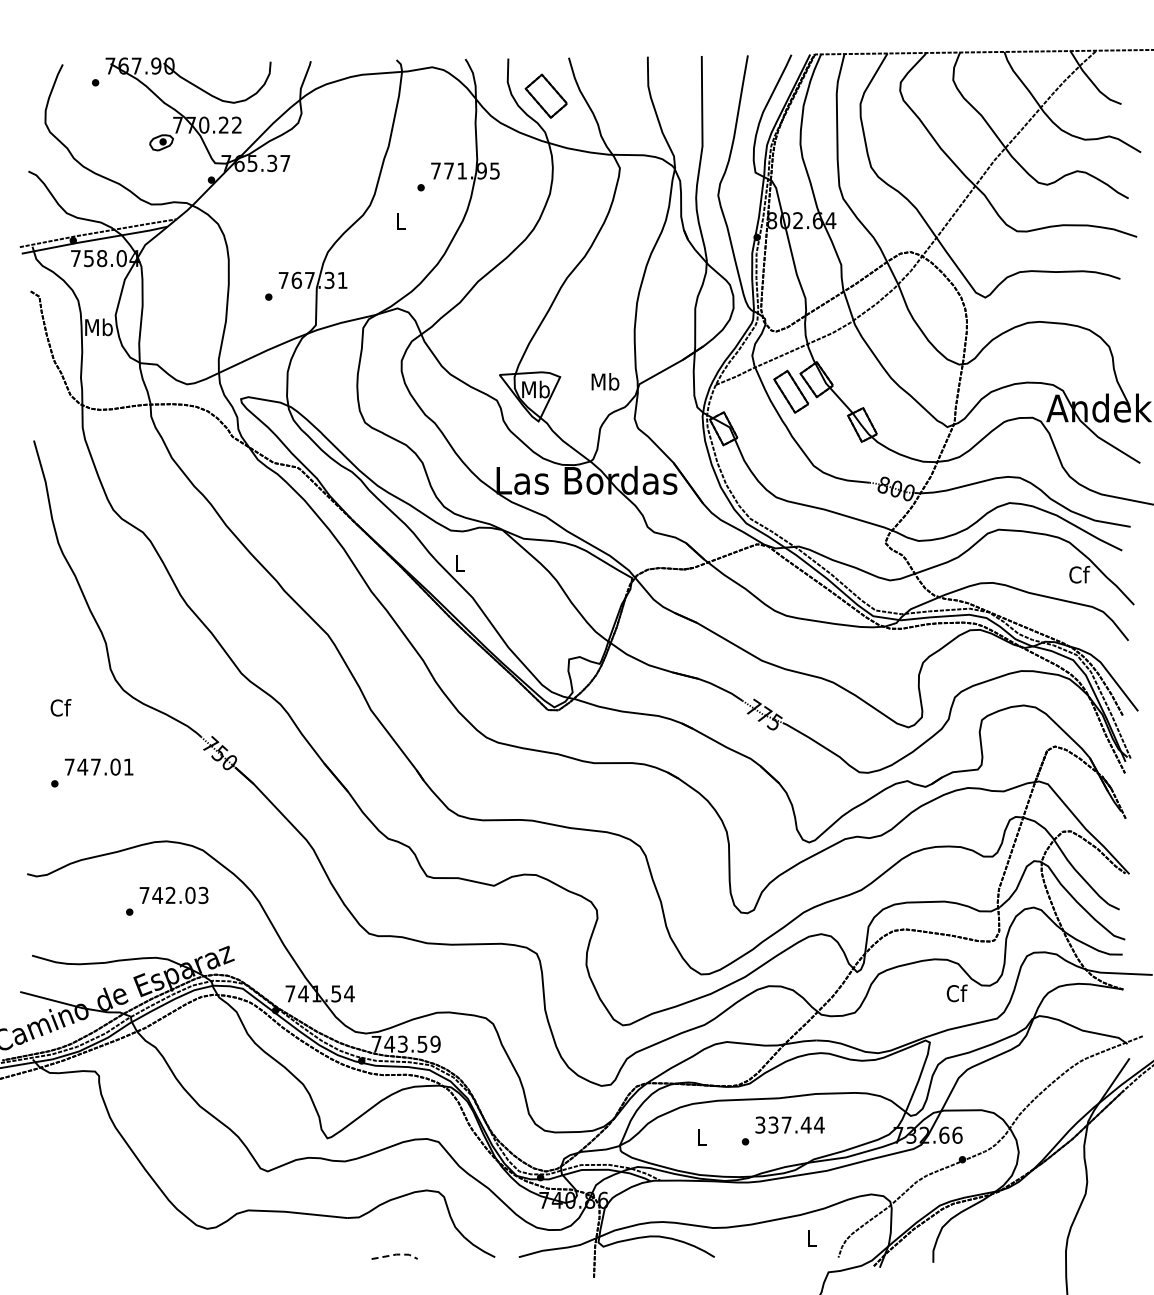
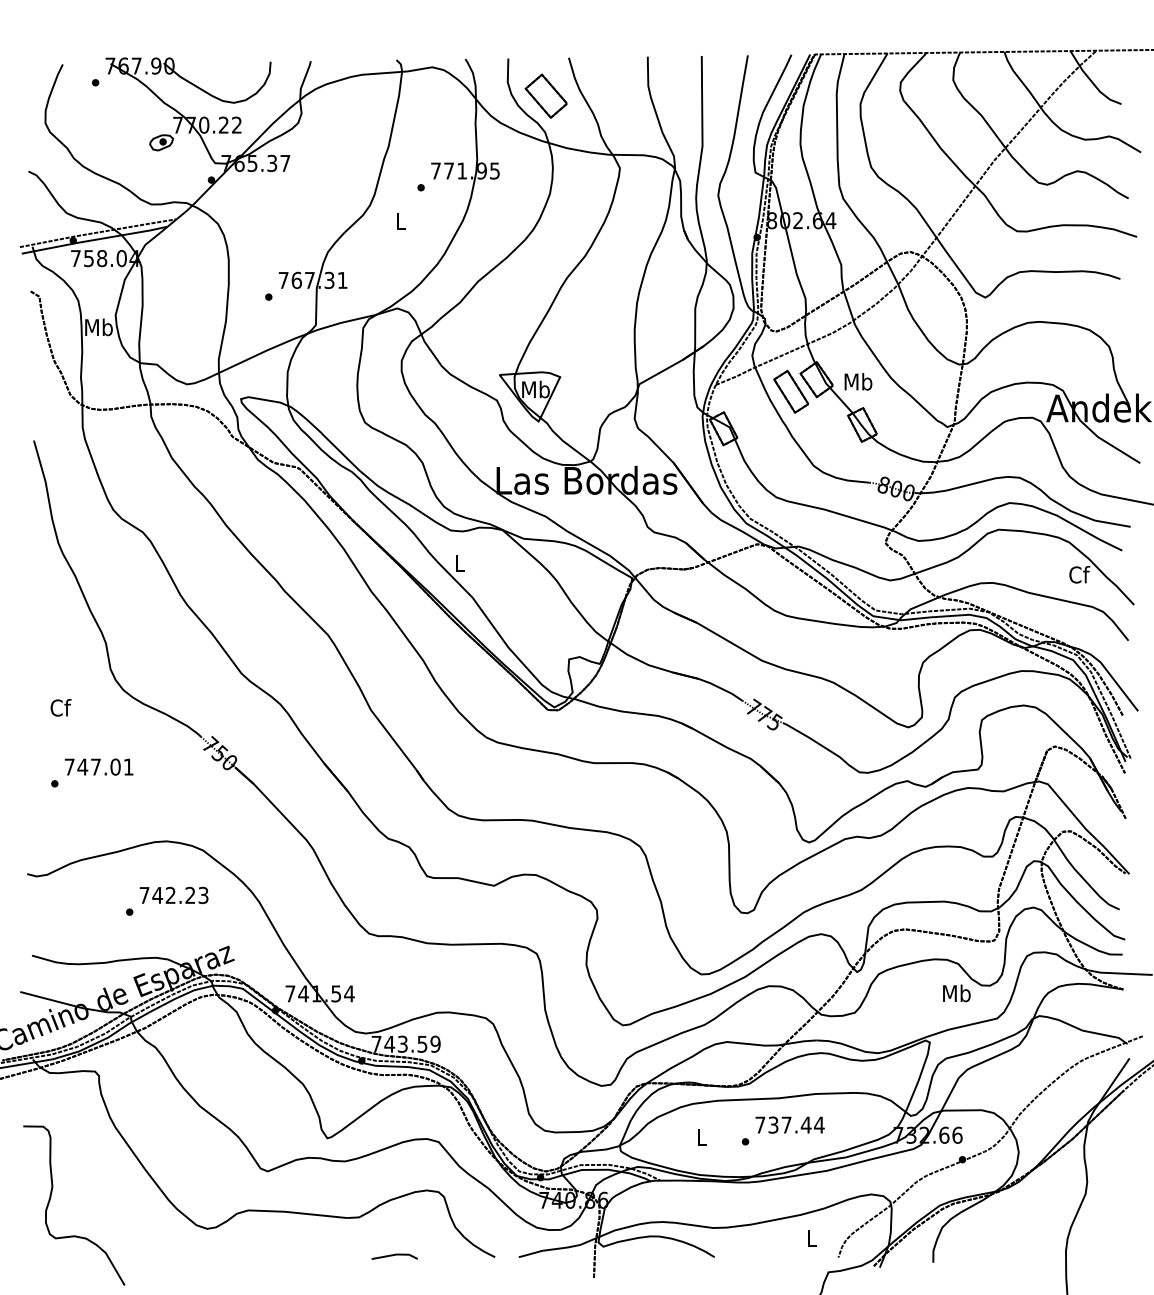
text position: (605, 381) -> (858, 381) (858, 381)
text: 742.03 -> 742.23 (190, 895)
text: Cf -> Mb (956, 993)
text: 337.44 -> 737.44 (760, 1124)
curve: none -> present (51, 1197)
line: dashed -> solid (396, 1254)
